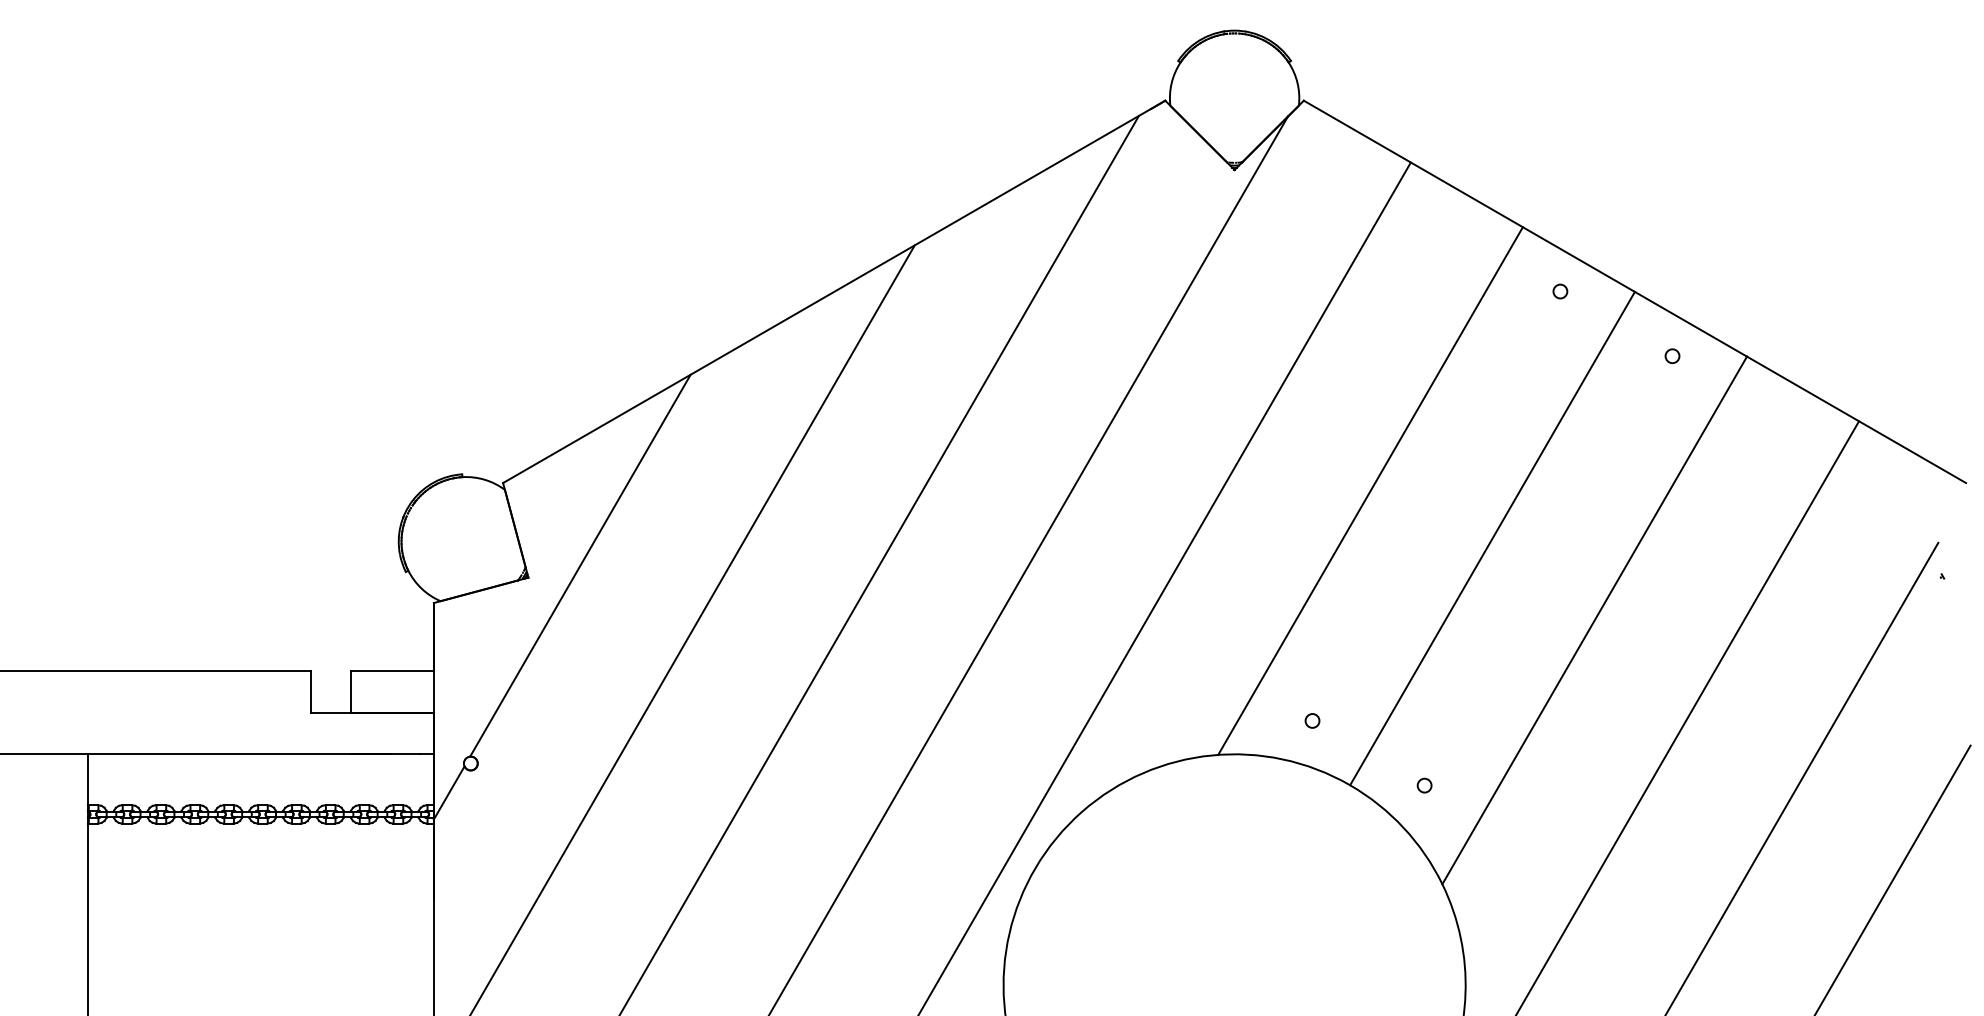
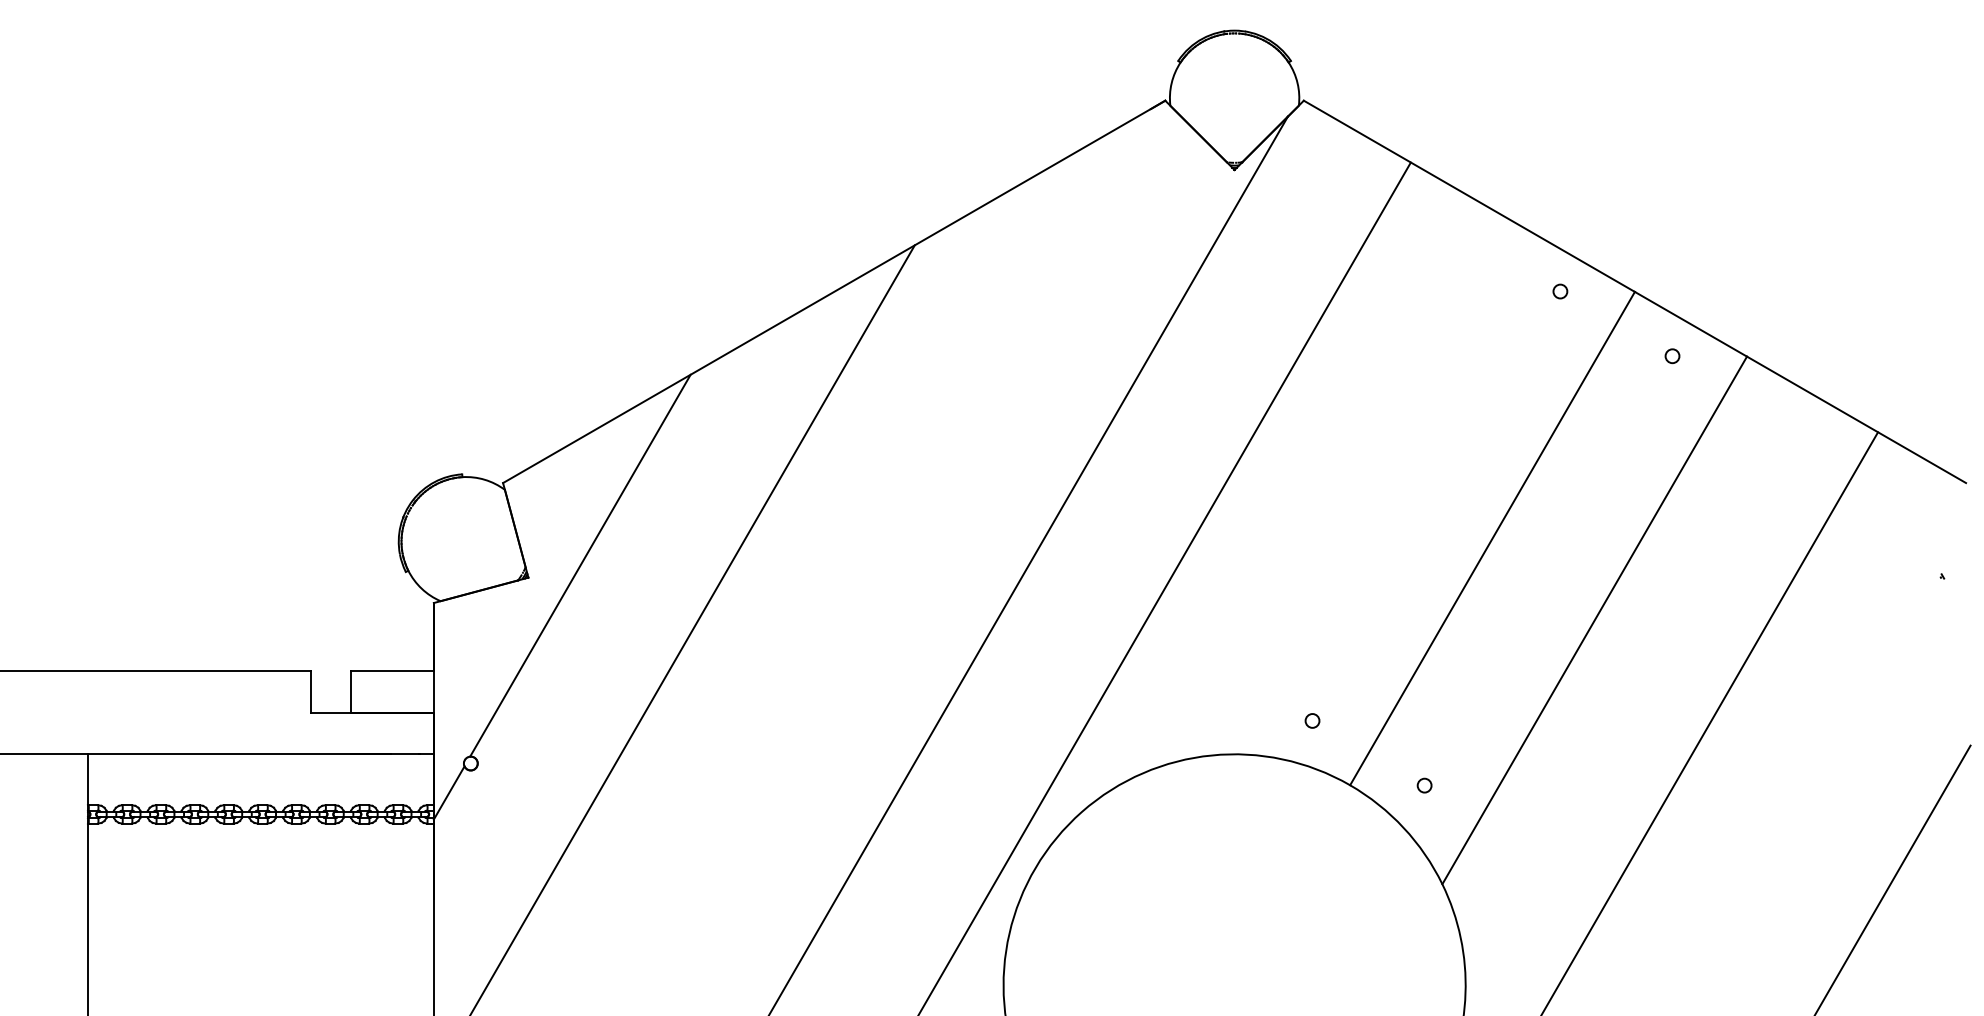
line: present -> none (1370, 490)
line: present -> none (879, 564)
line position: (1688, 716) -> (1710, 722) (1710, 722)
line: present -> none (1802, 777)
